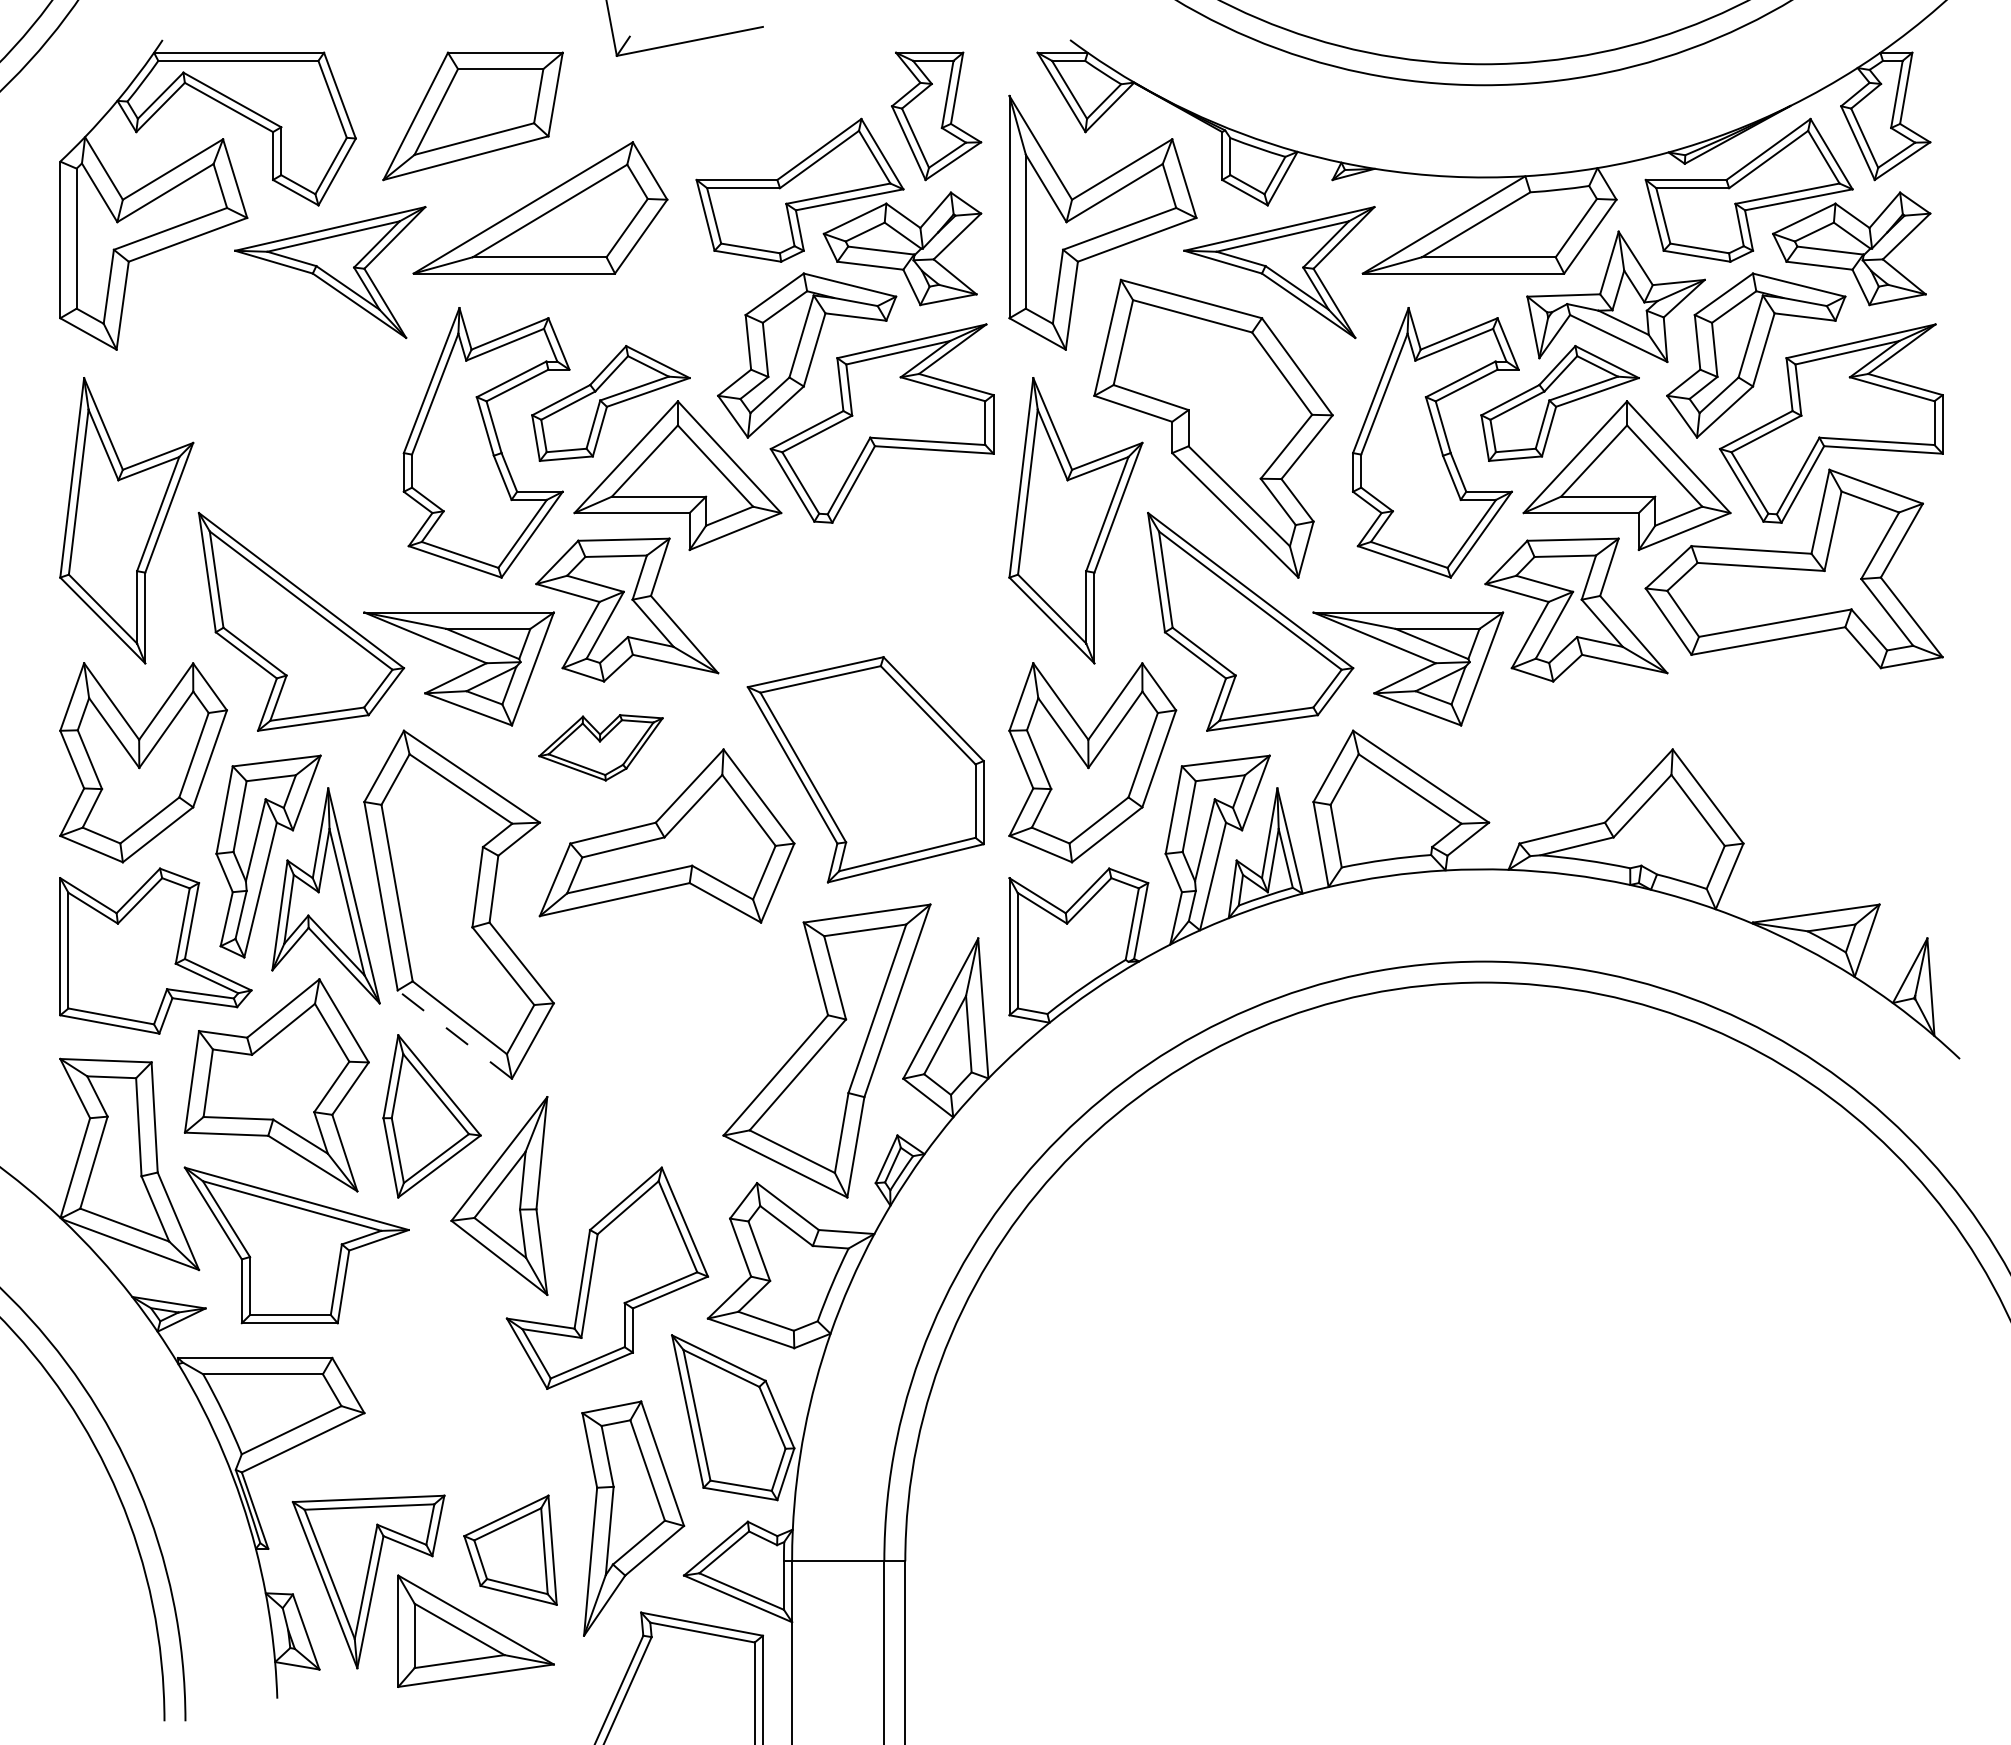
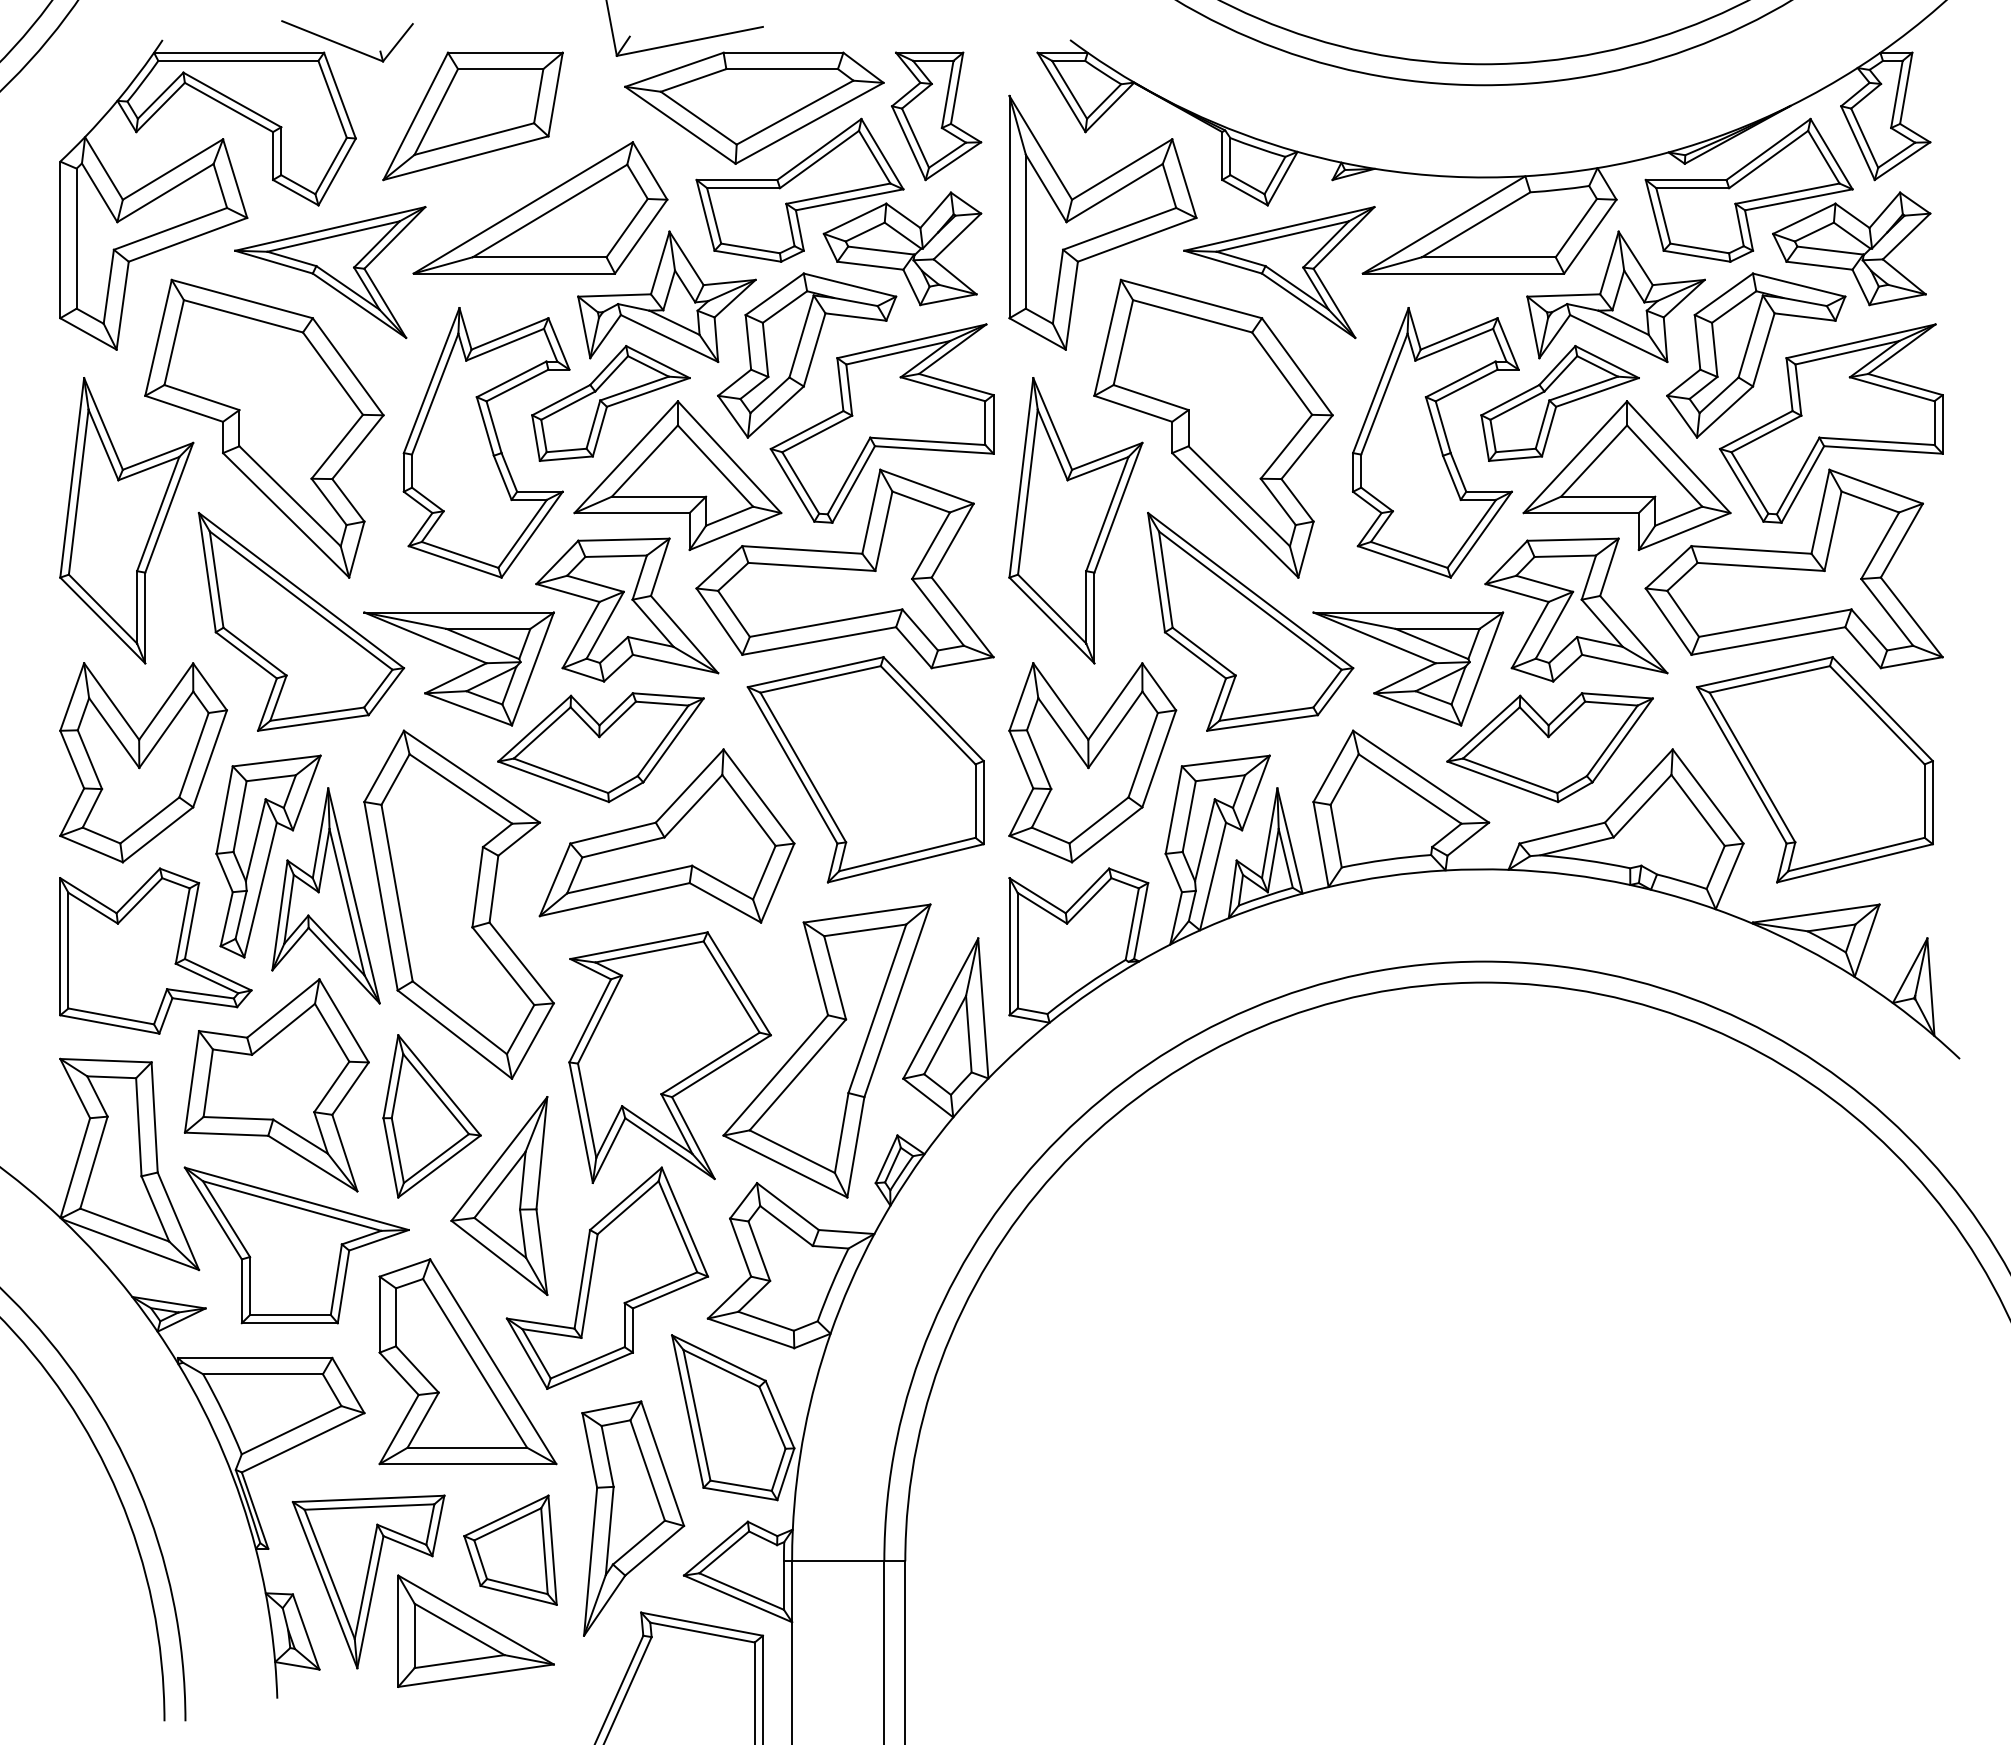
part: none -> present (347, 41)
part: none -> present (754, 107)
part: none -> present (666, 296)
part: none -> present (264, 428)
part: none -> present (844, 568)
part size: 126x68 px -> 208x112 px (600, 747)
part: none -> present (1549, 747)
part: none -> present (1814, 769)
line: dashed -> solid (454, 1034)
part: none -> present (669, 1057)
part: none -> present (467, 1361)
